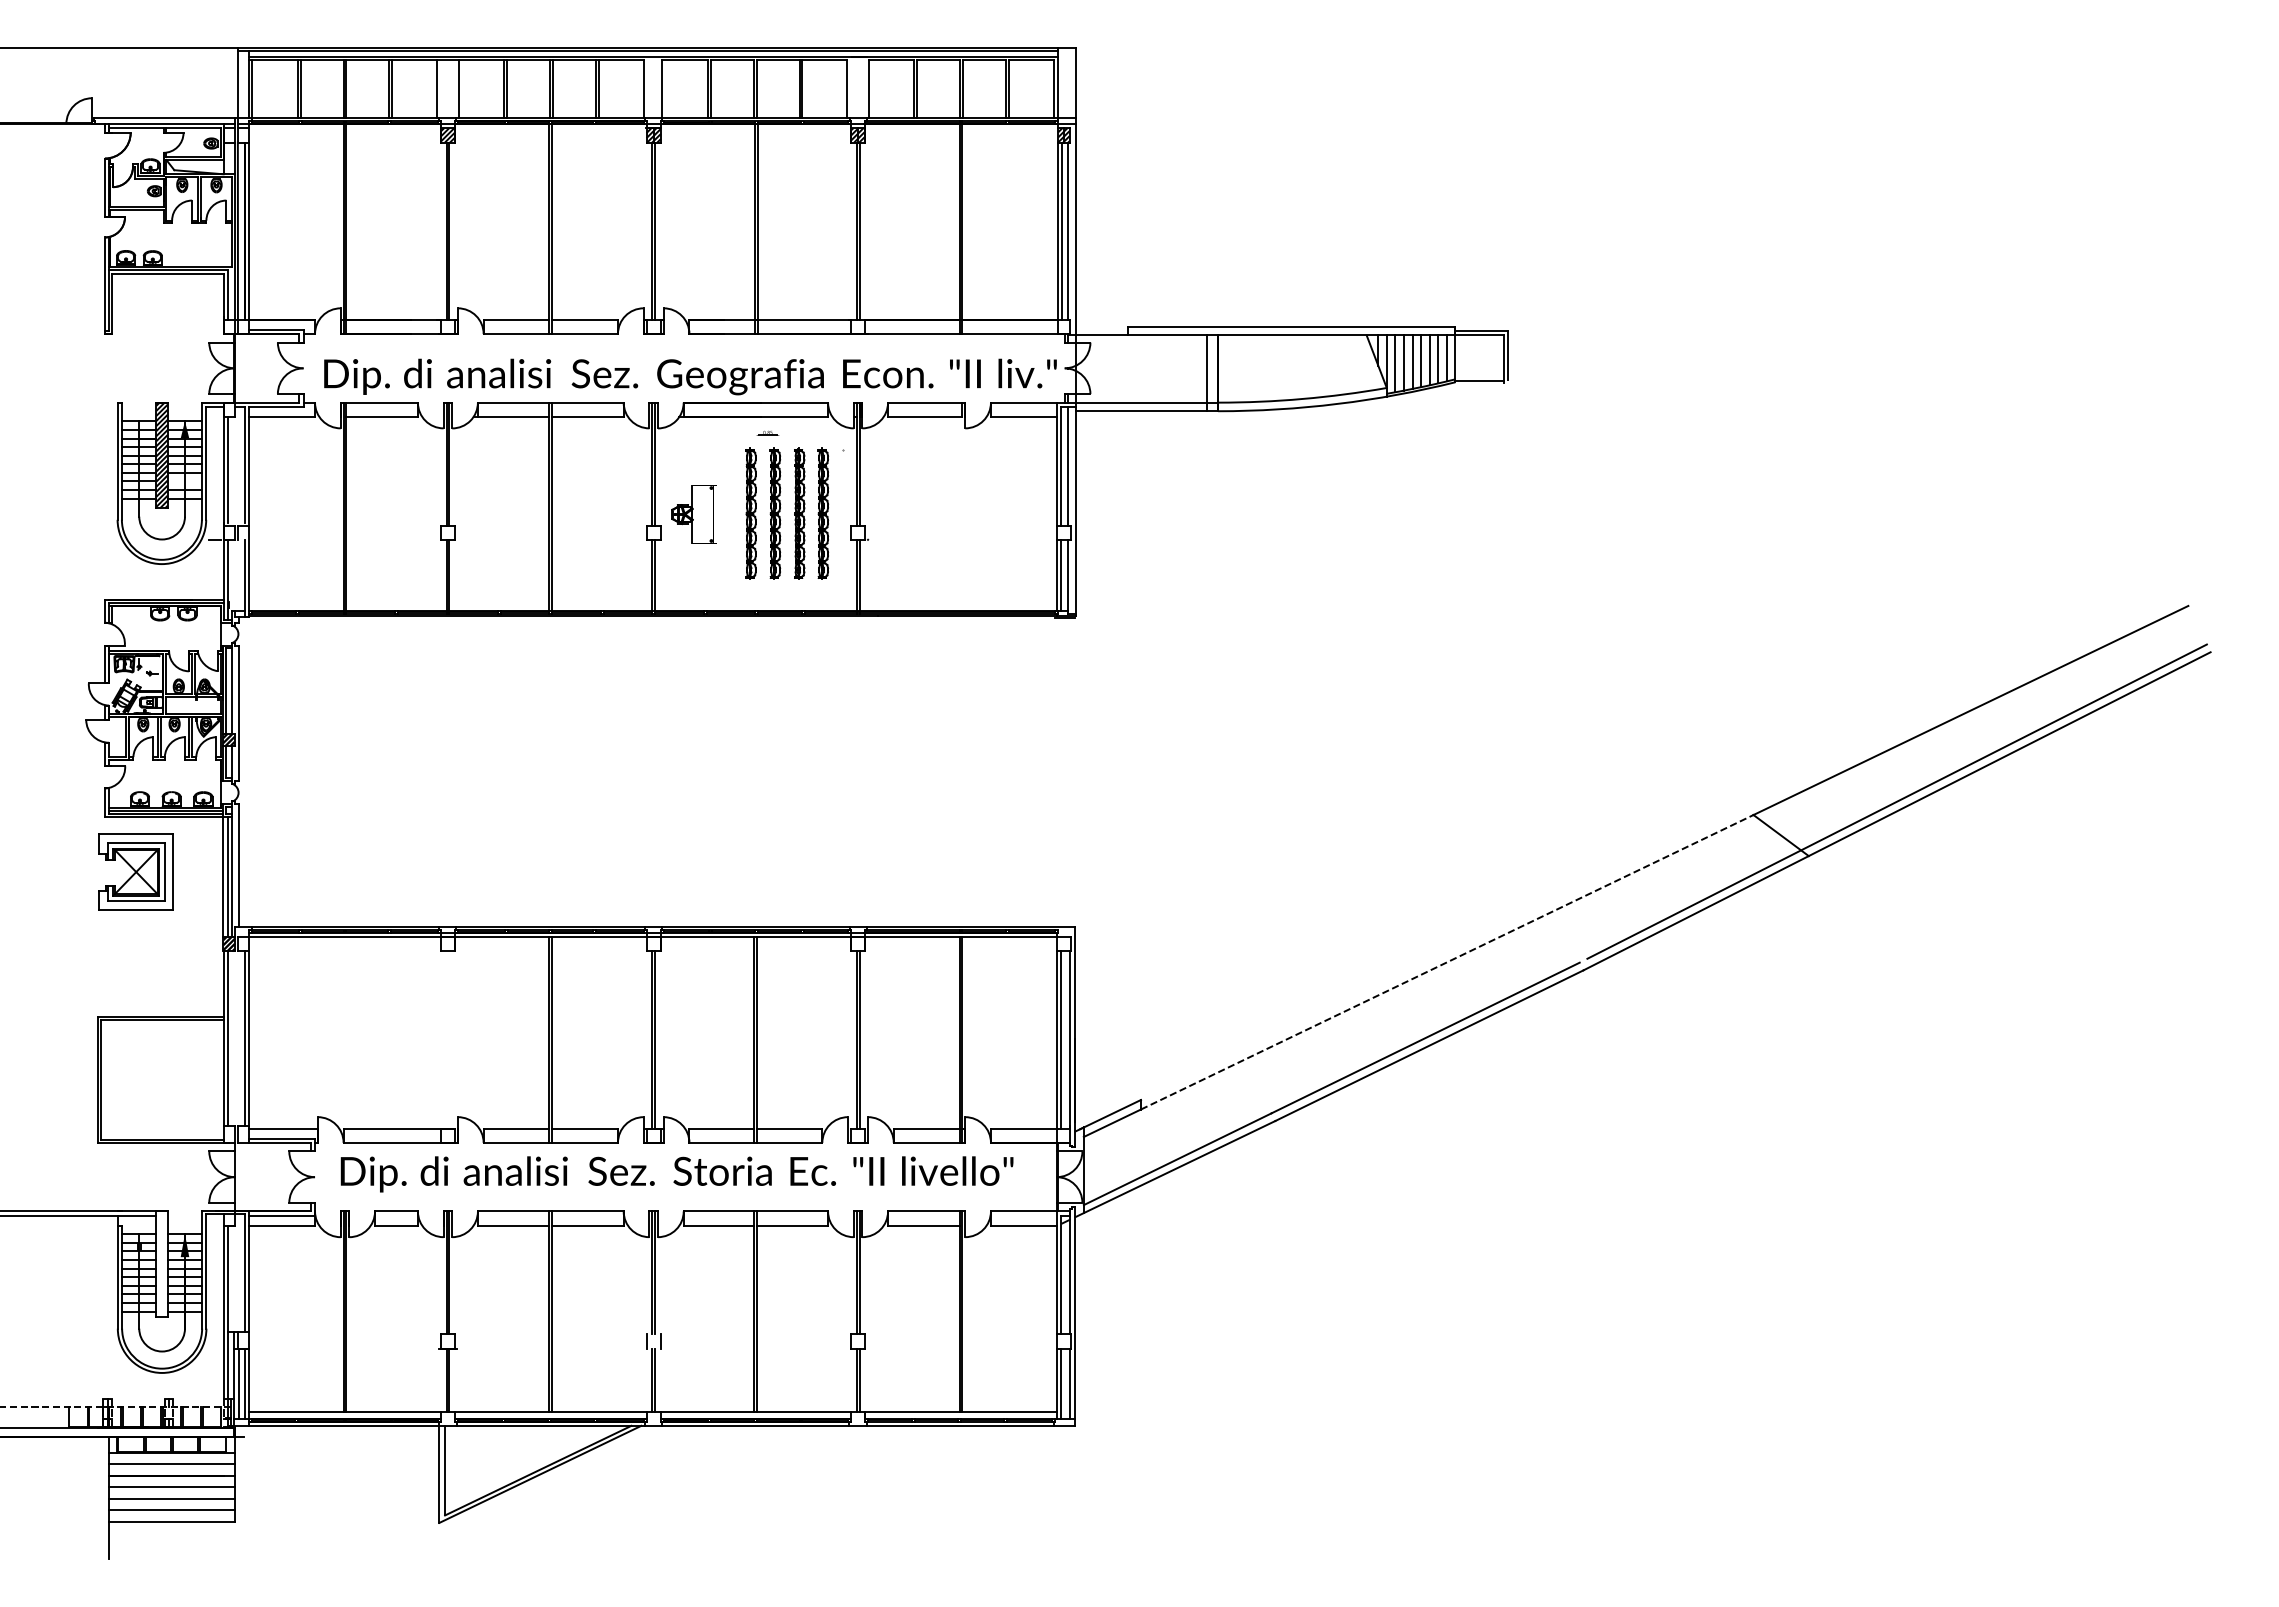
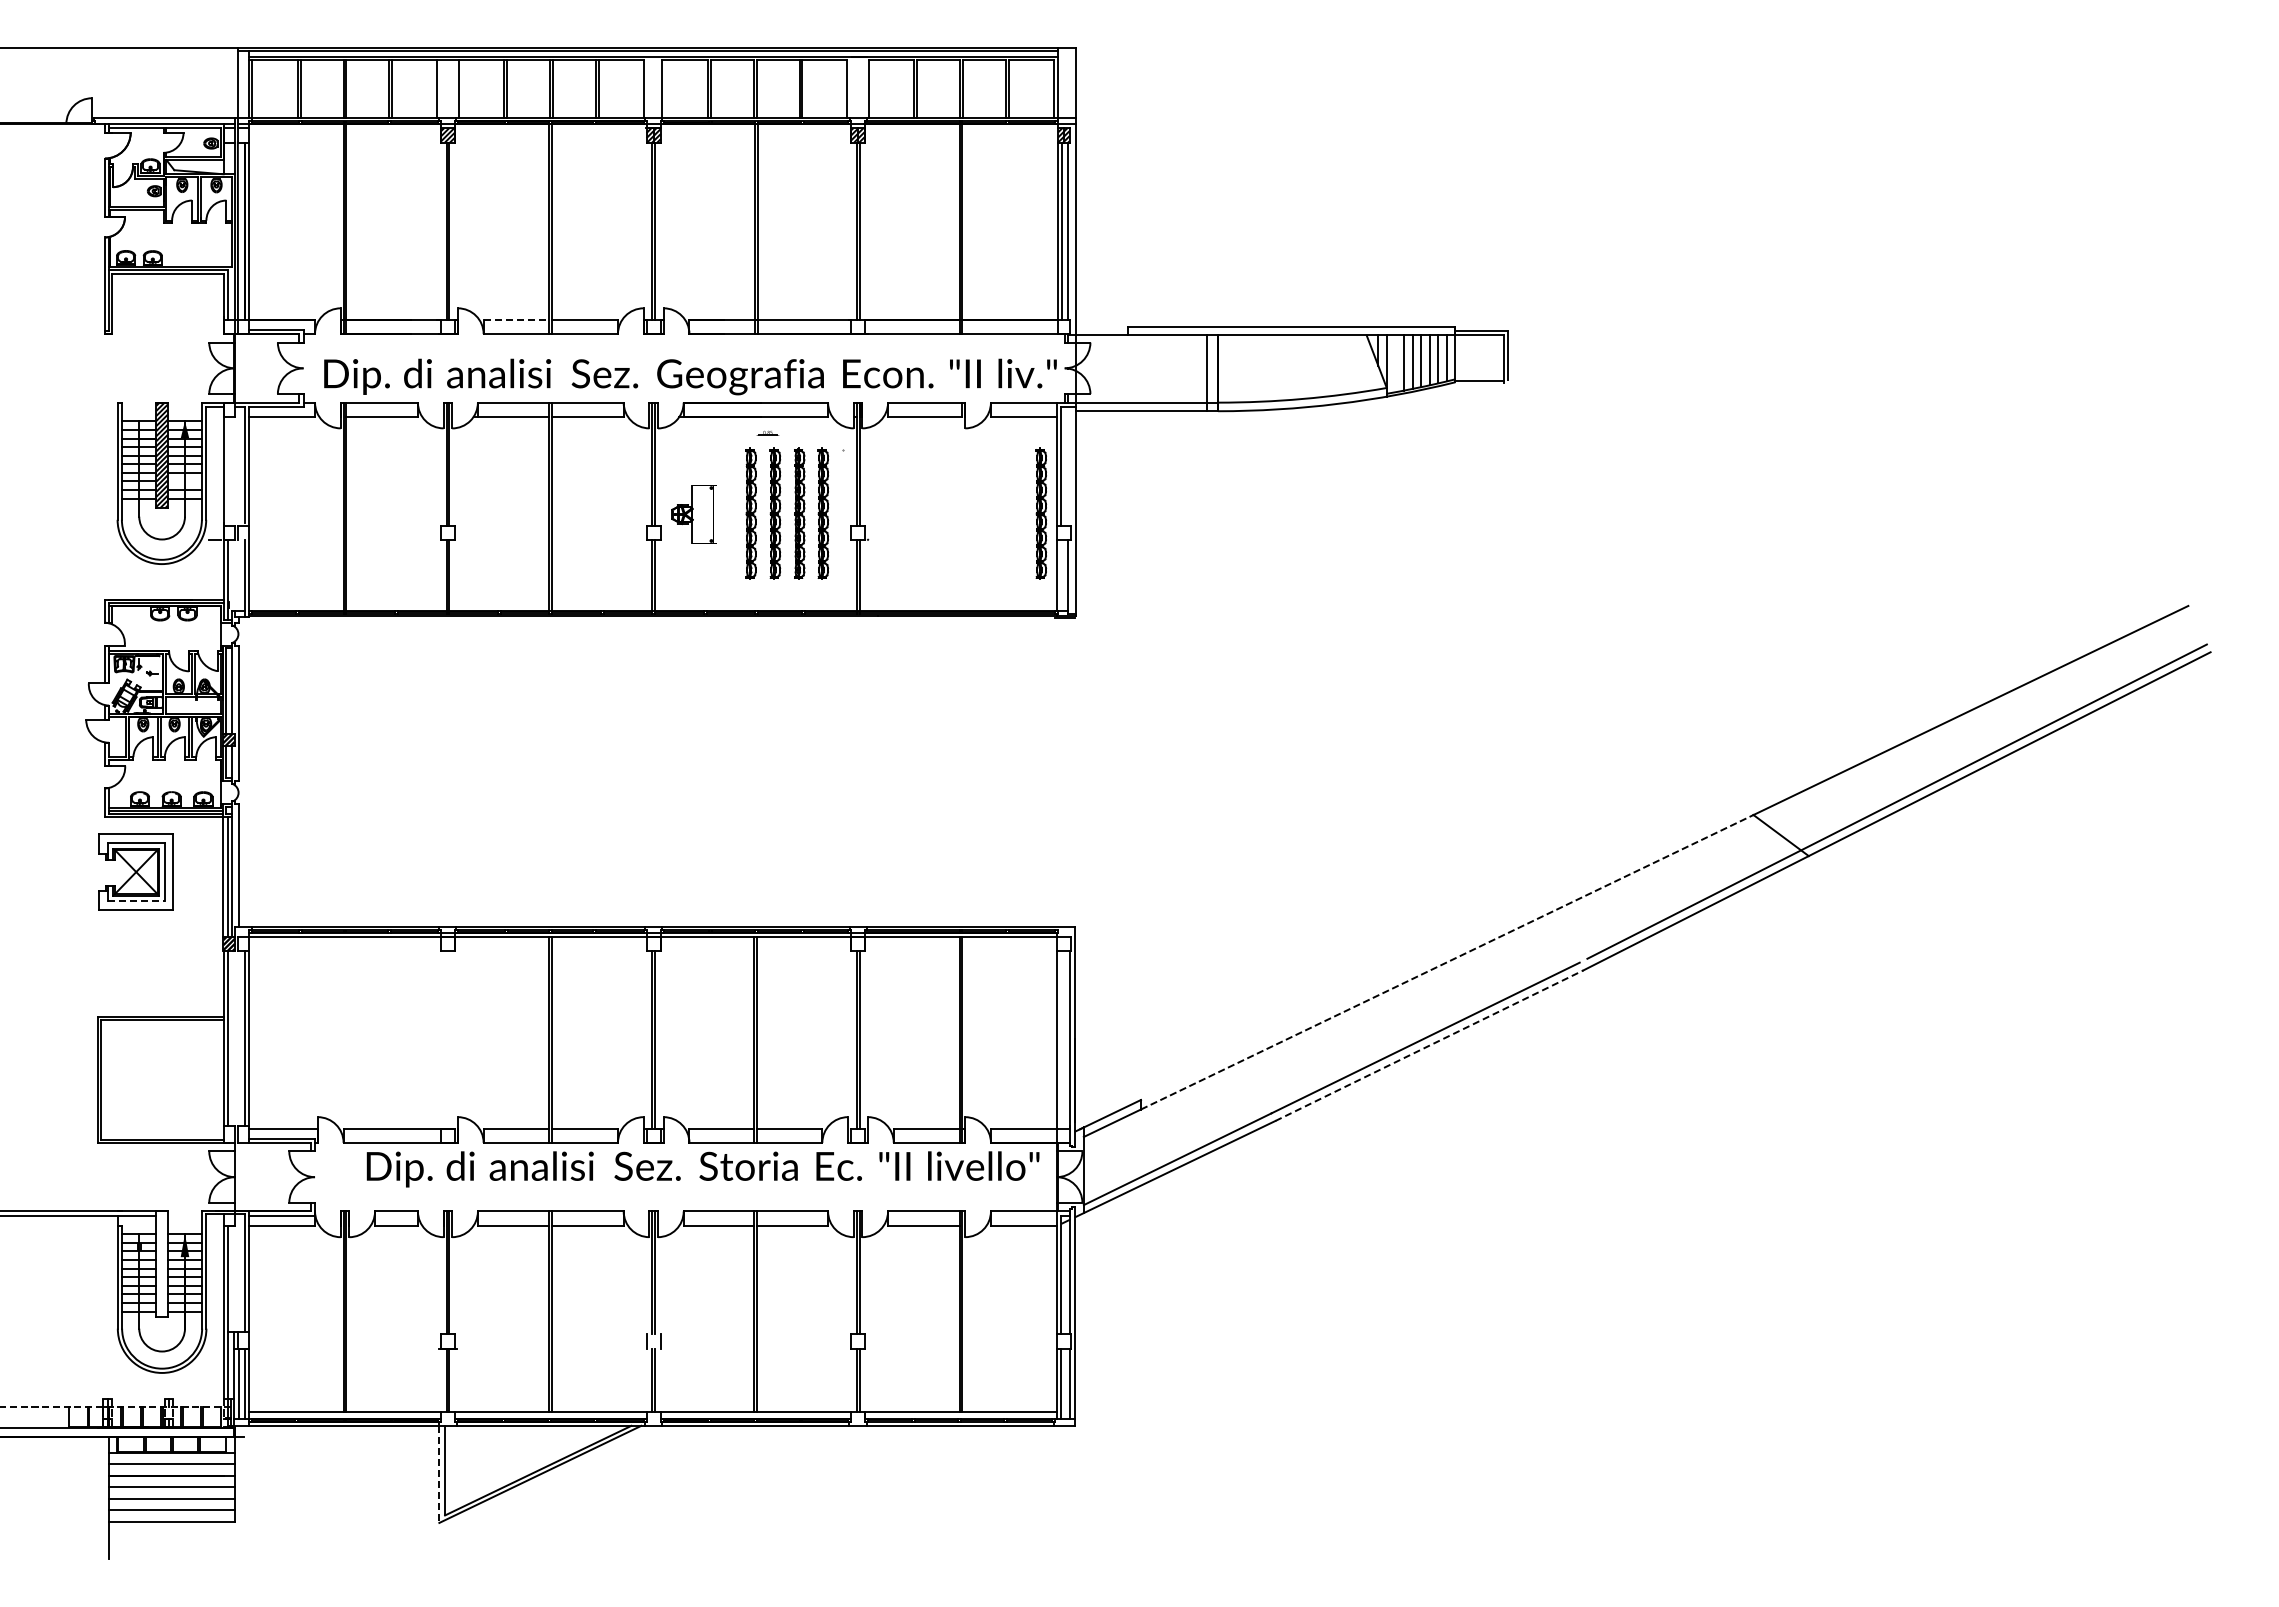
line: solid -> dashed (516, 319)
line: present -> none (1395, 363)
line: present -> none (1067, 465)
line: present -> none (227, 469)
part: none -> present (1040, 513)
line: present -> none (1060, 574)
line: solid -> dashed (136, 901)
line: present -> none (1060, 1039)
line: solid -> dashed (1429, 1045)
text position: (676, 1174) -> (702, 1169) (702, 1169)
line: solid -> dashed (439, 1474)
